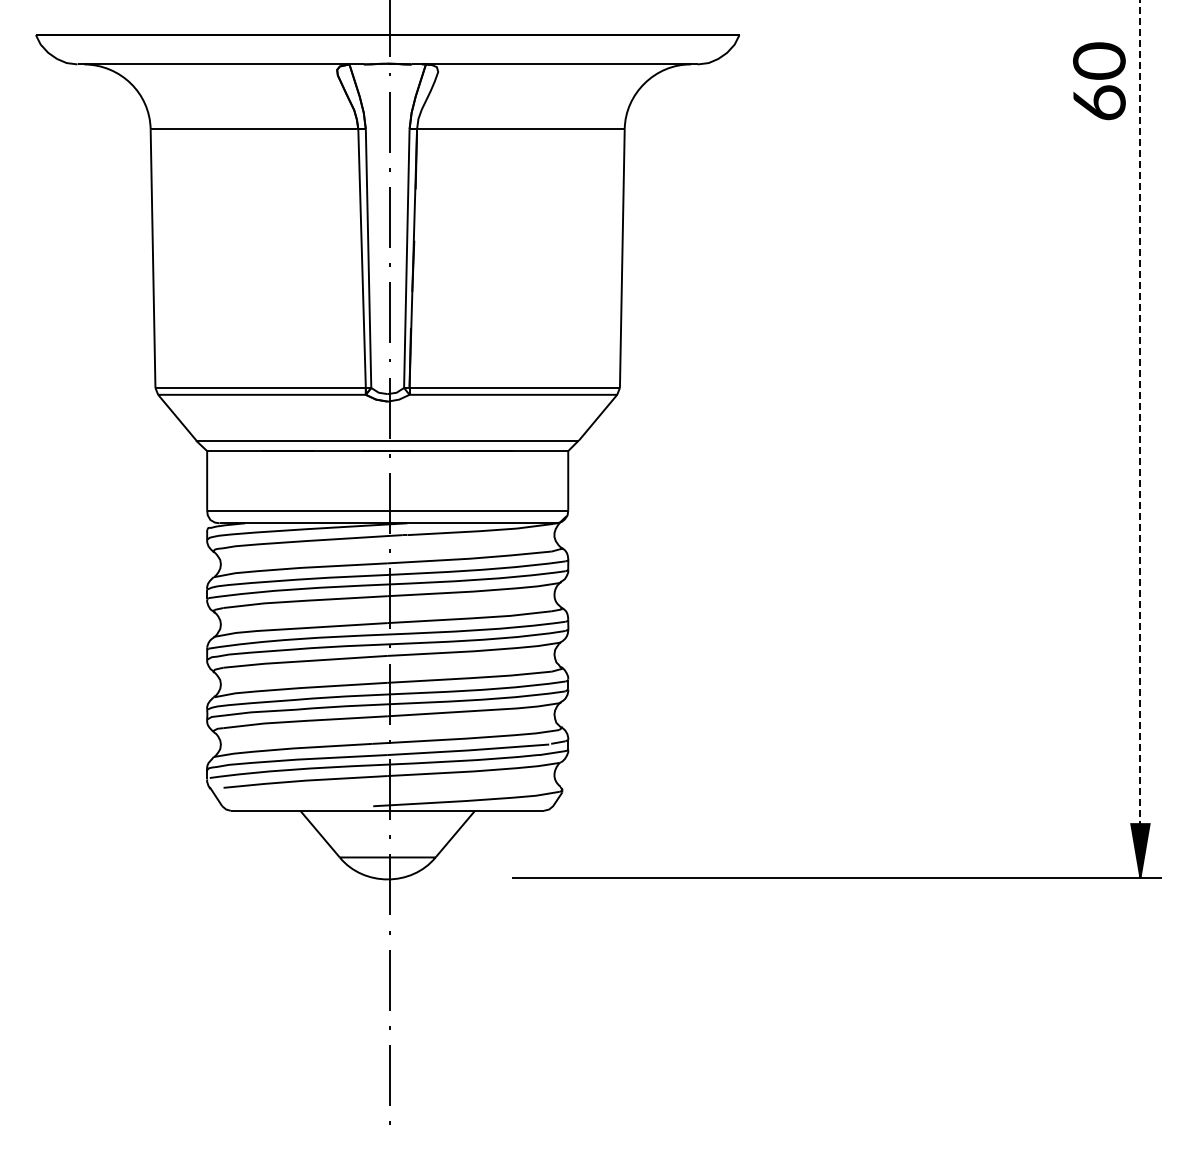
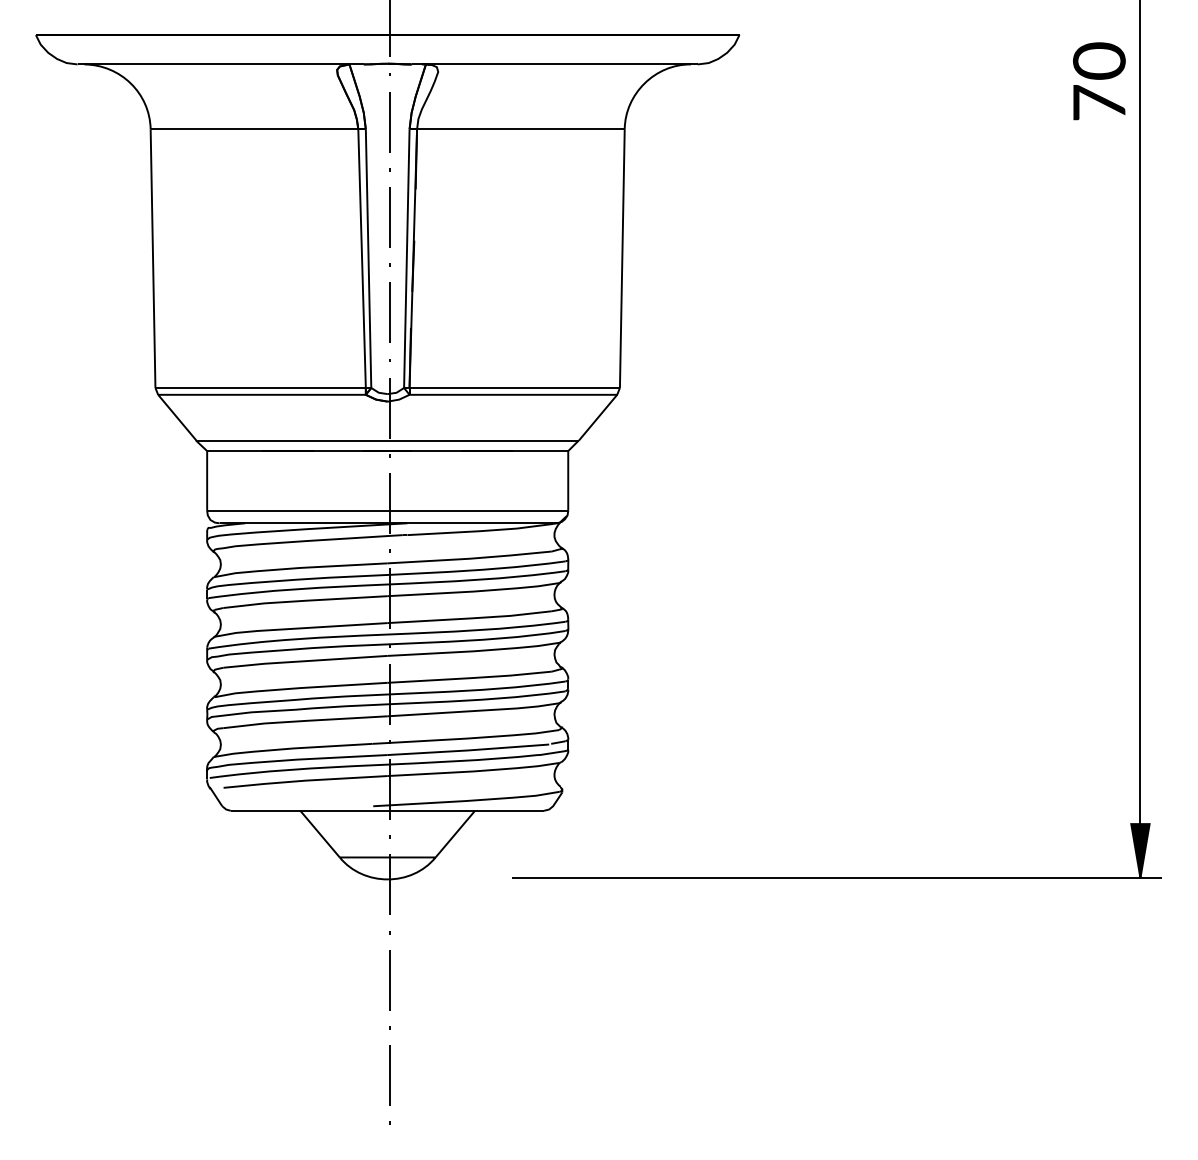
text: 60 -> 70 (1099, 102)
line: dashed -> solid (1140, 439)
